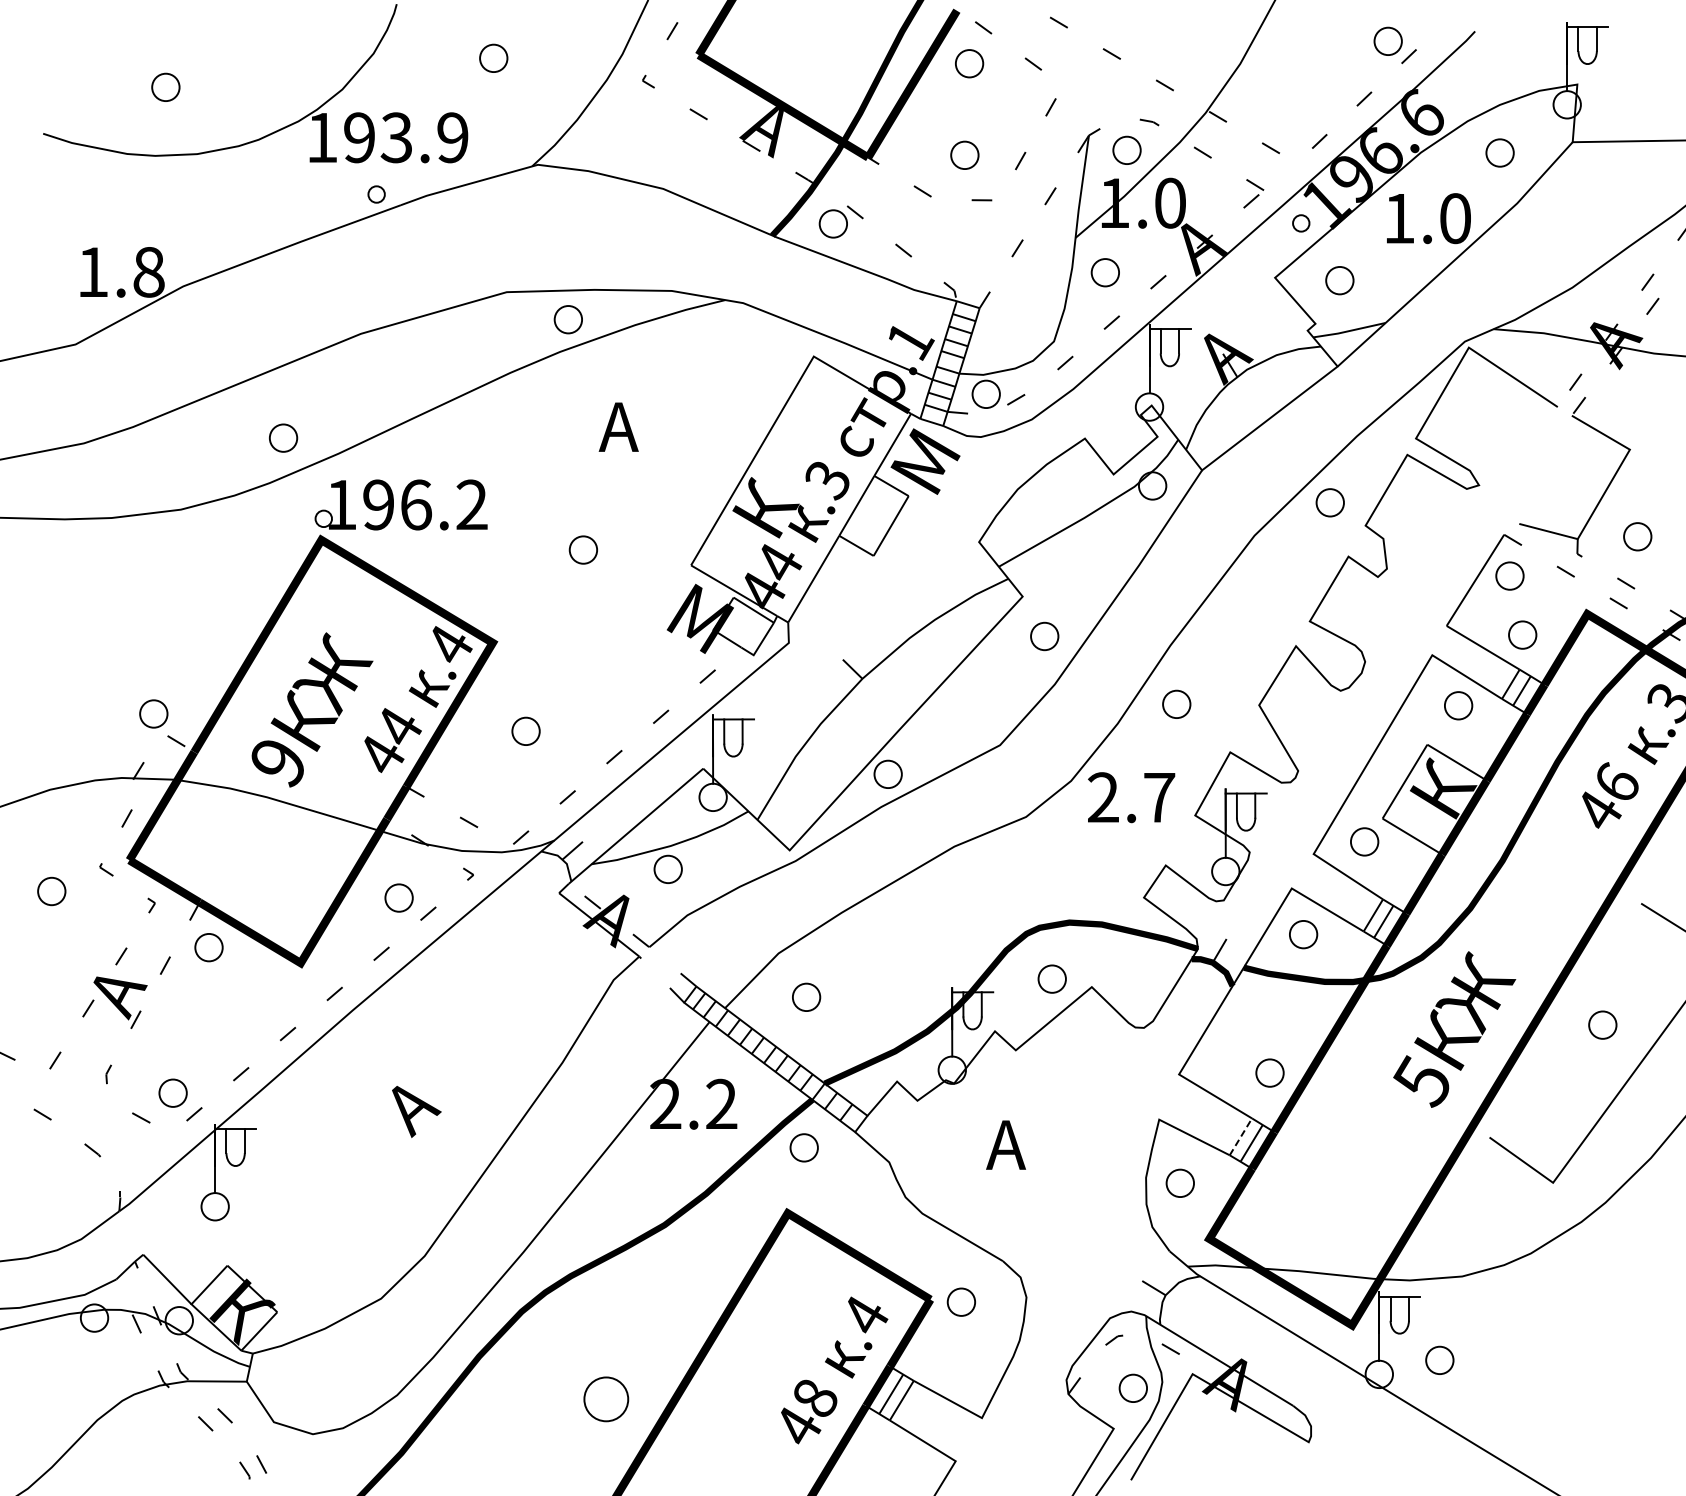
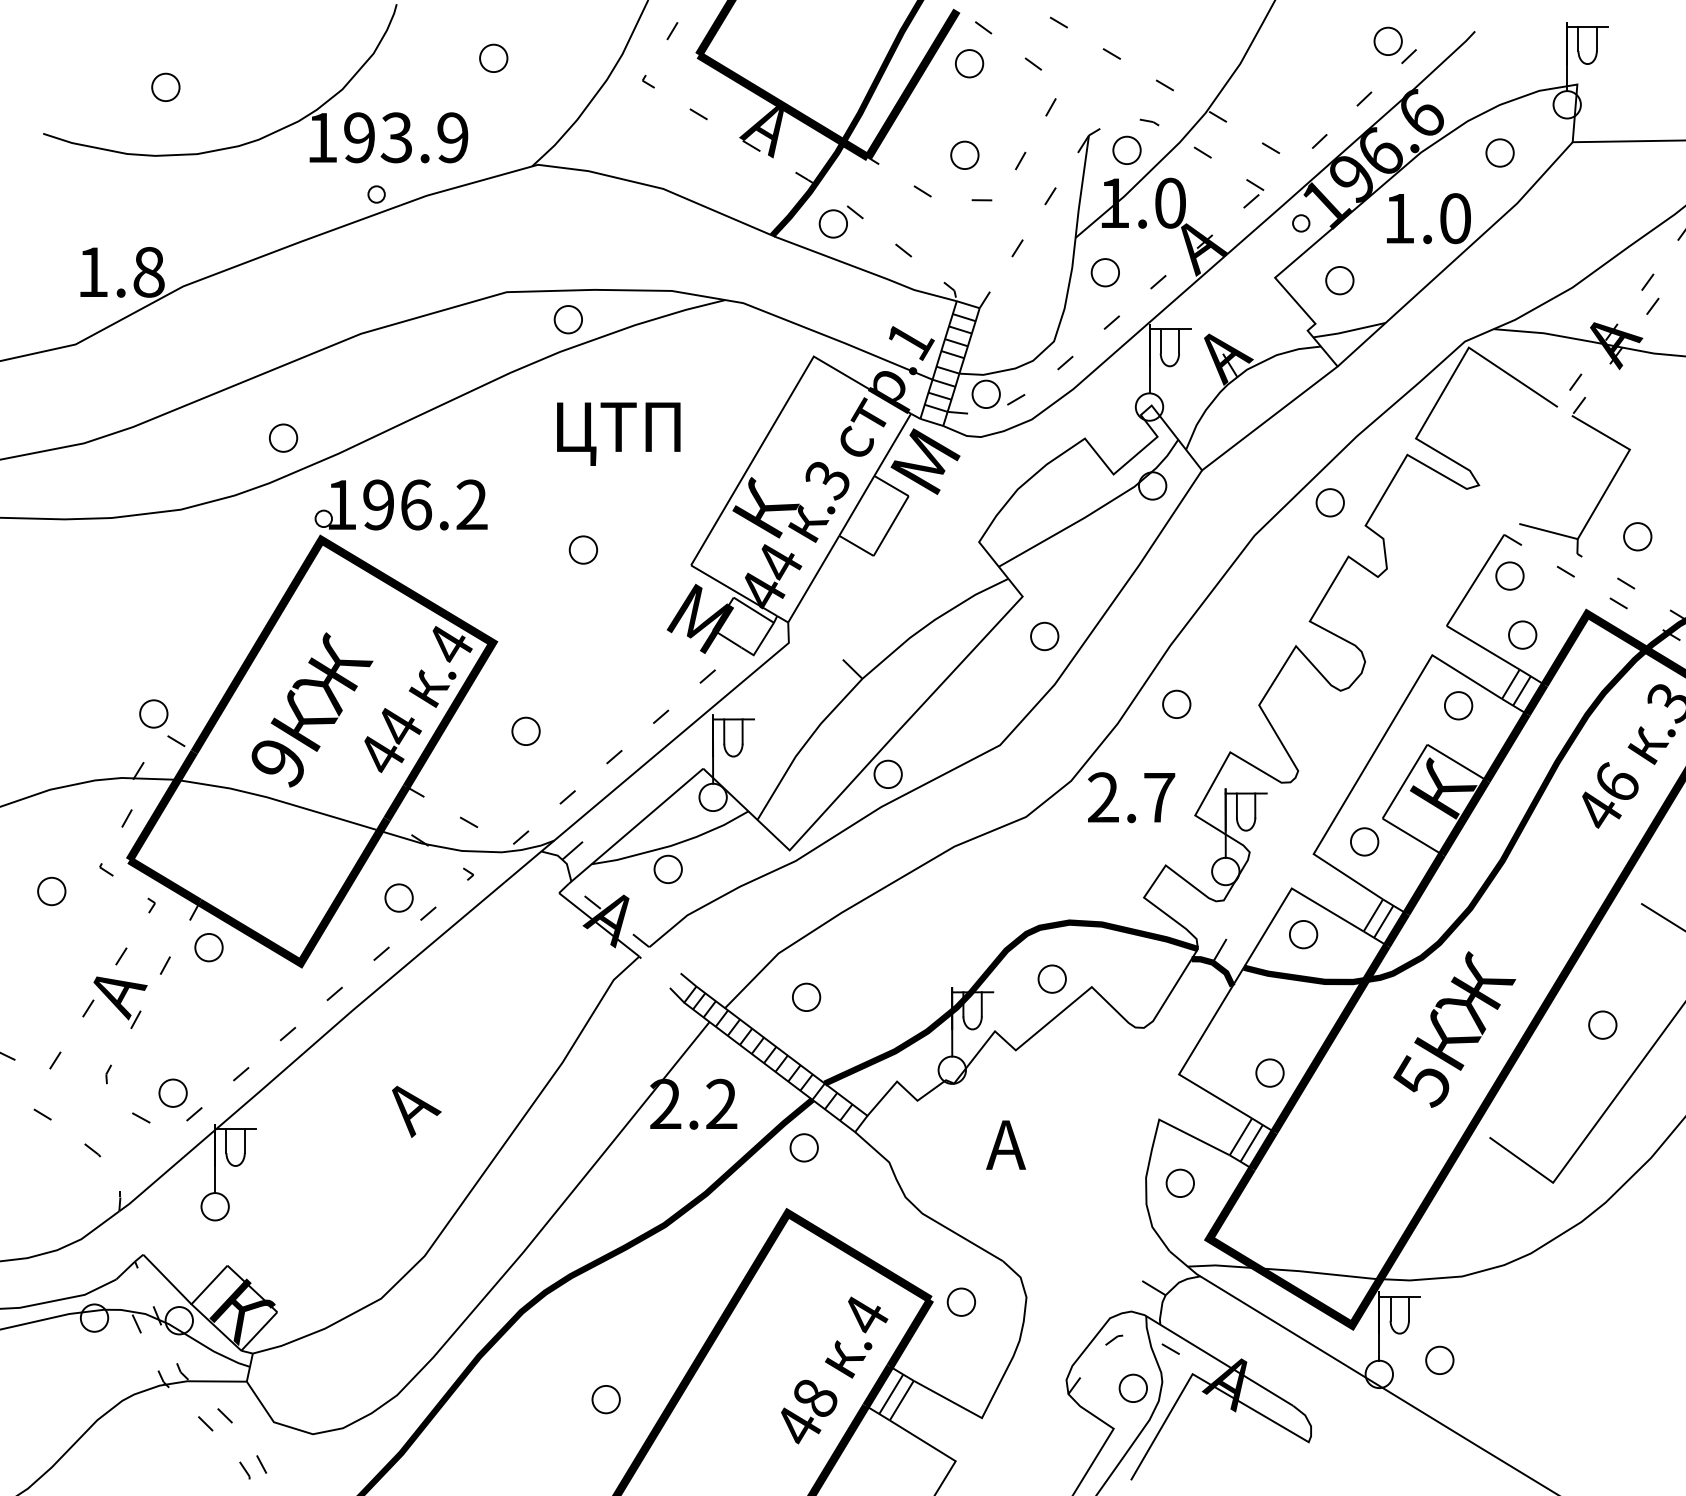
text: А -> ЦТП (618, 433)
line: dashed -> solid (1240, 1136)
part size: 47x47 px -> 30x30 px (605, 1399)
